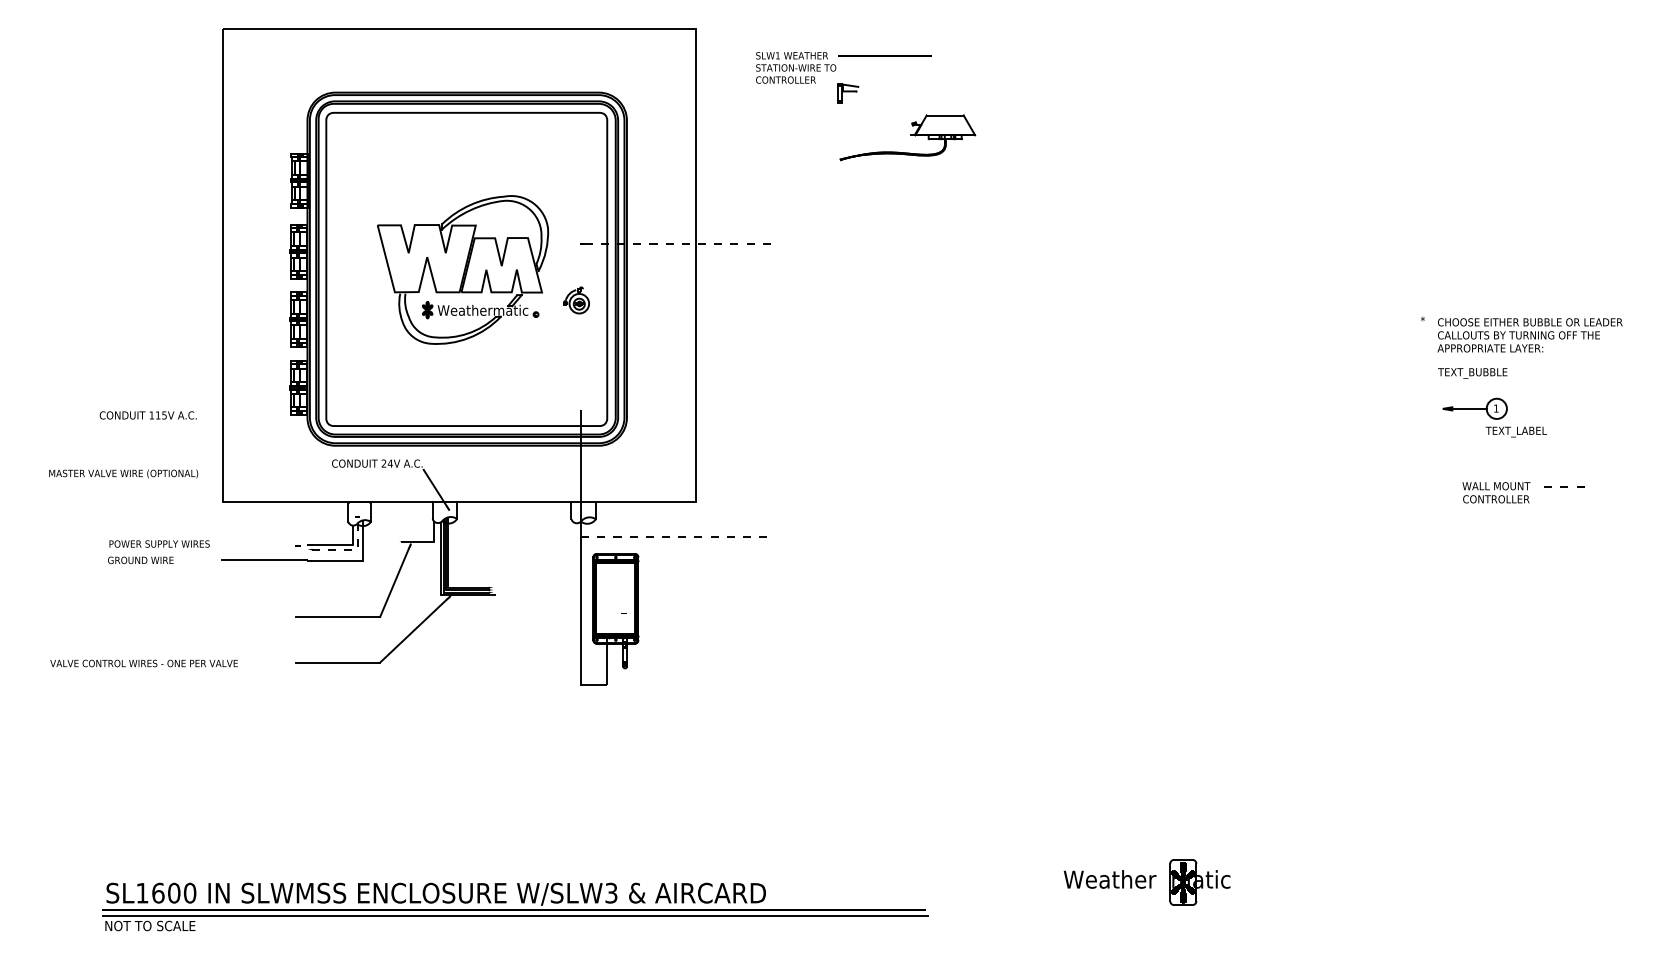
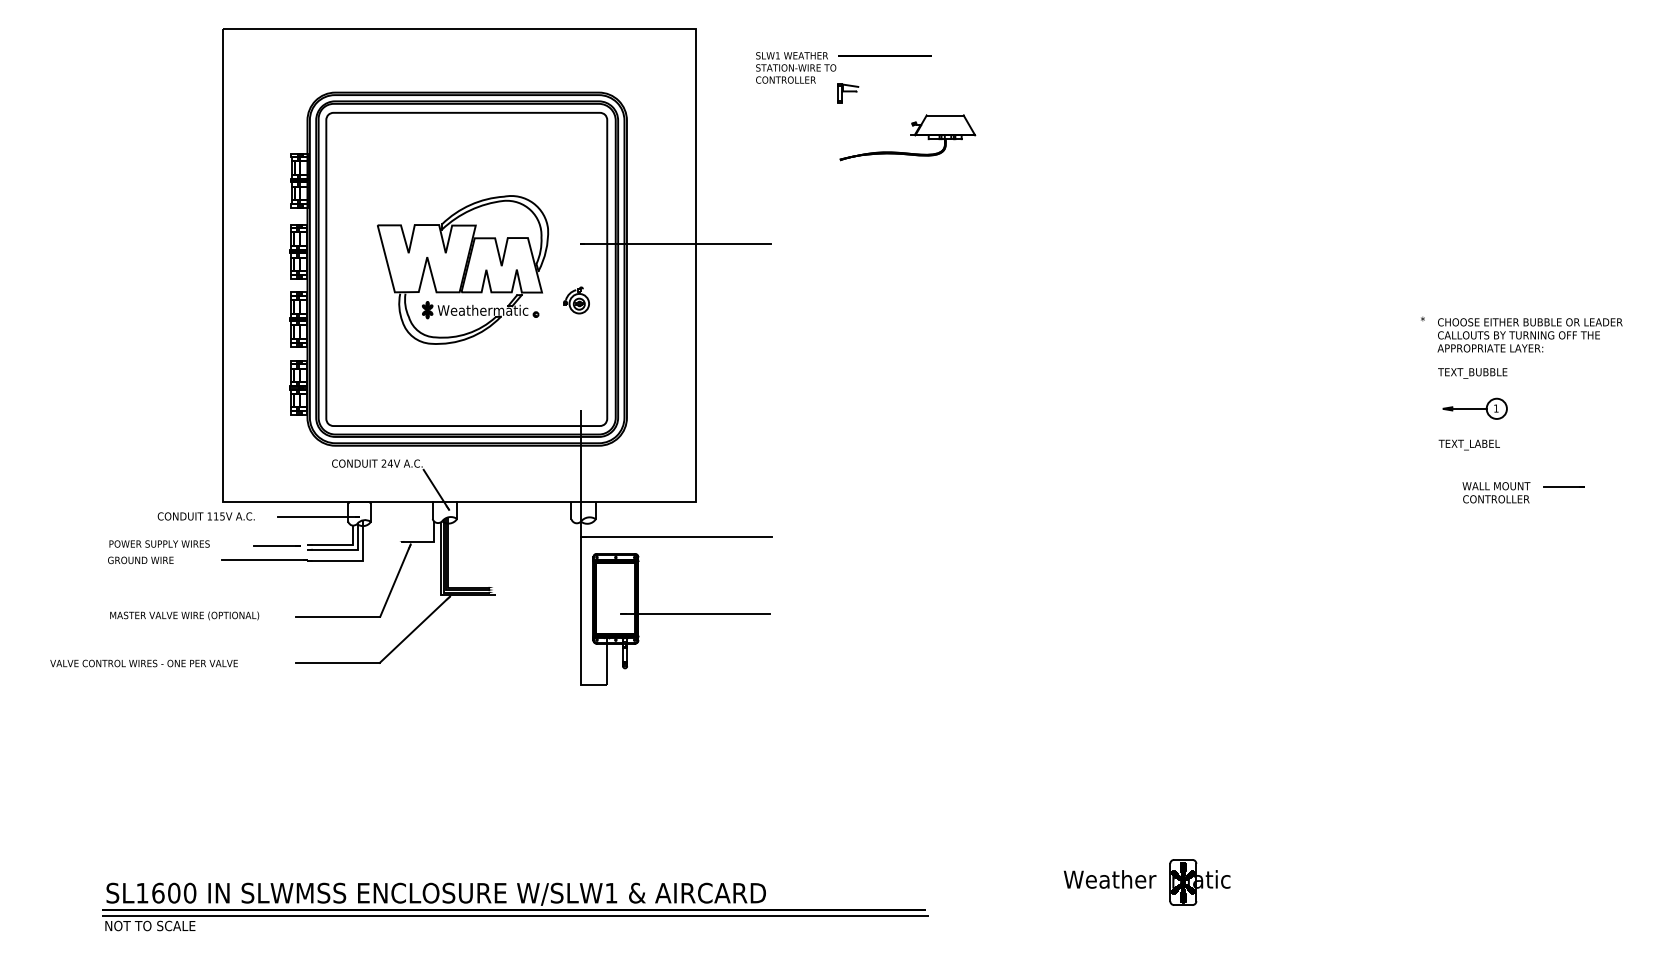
line: dashed -> solid (676, 243)
text position: (147, 415) -> (205, 516) (205, 516)
text position: (1515, 431) -> (1468, 444) (1468, 444)
text position: (123, 473) -> (184, 615) (184, 615)
line: dashed -> solid (1563, 486)
line: none -> present (317, 517)
line: dashed -> solid (676, 537)
line: none -> present (276, 545)
line: dashed -> solid (346, 549)
line: none -> present (695, 613)
text: W/SLW3 -> W/SLW1 (611, 892)
